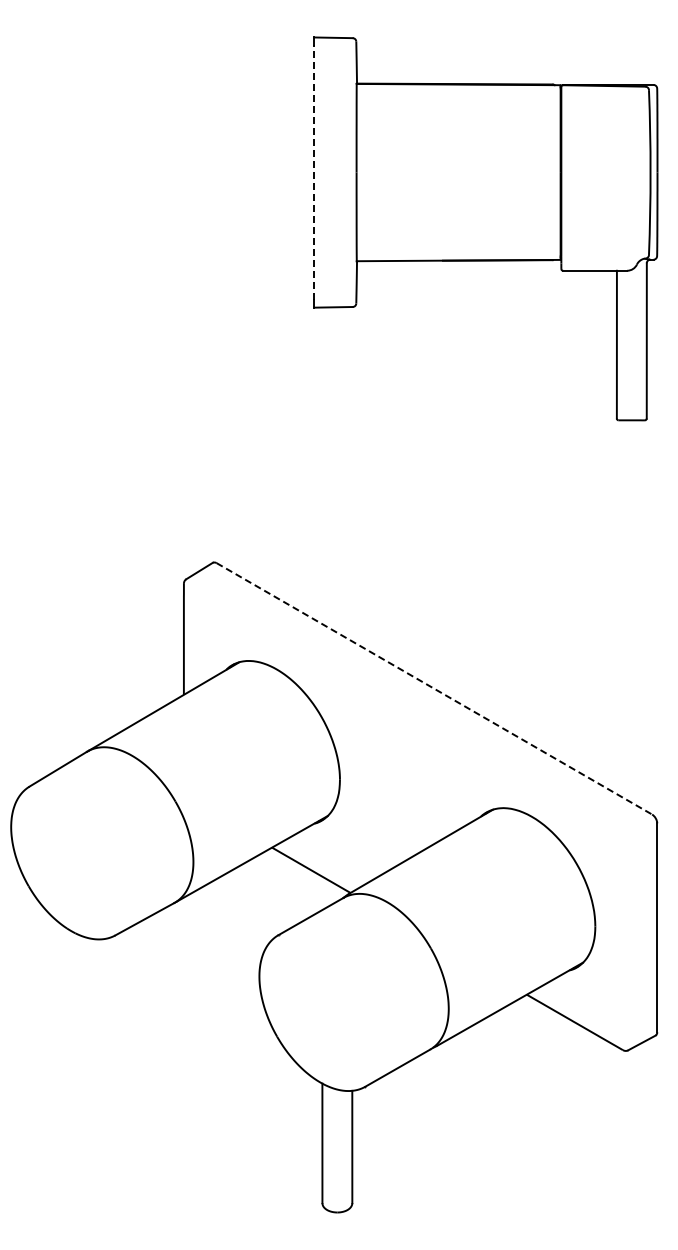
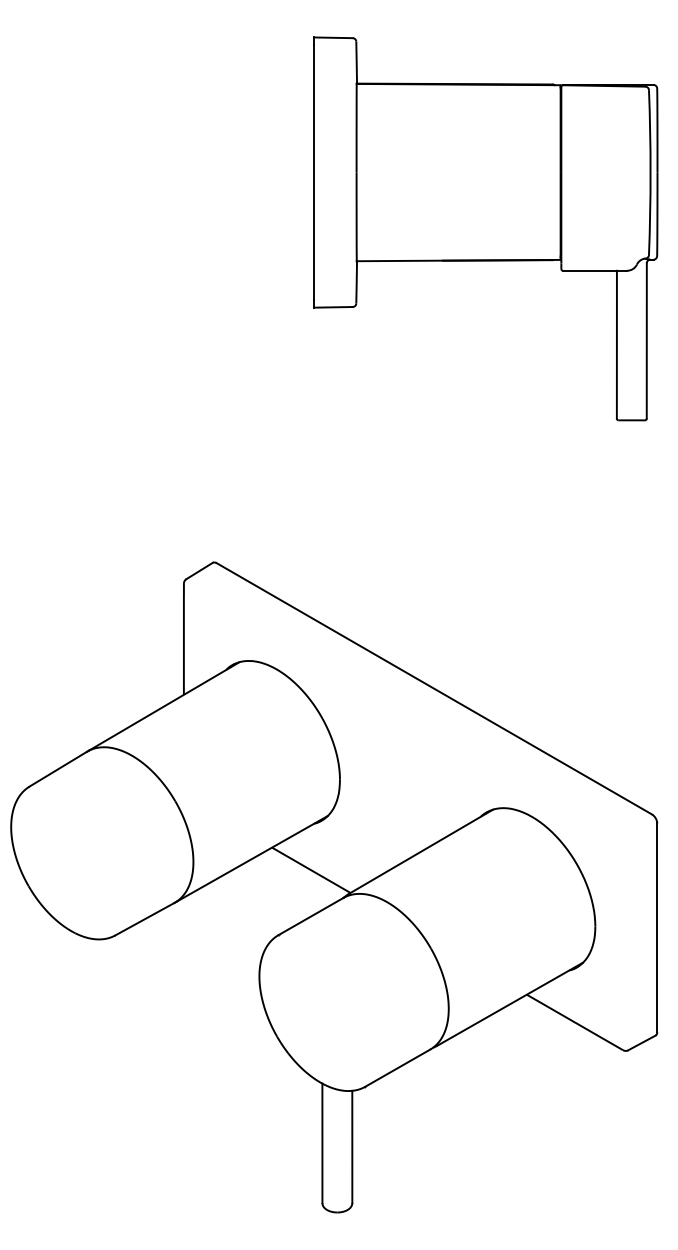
line: dashed -> solid (314, 172)
line: dashed -> solid (434, 689)
